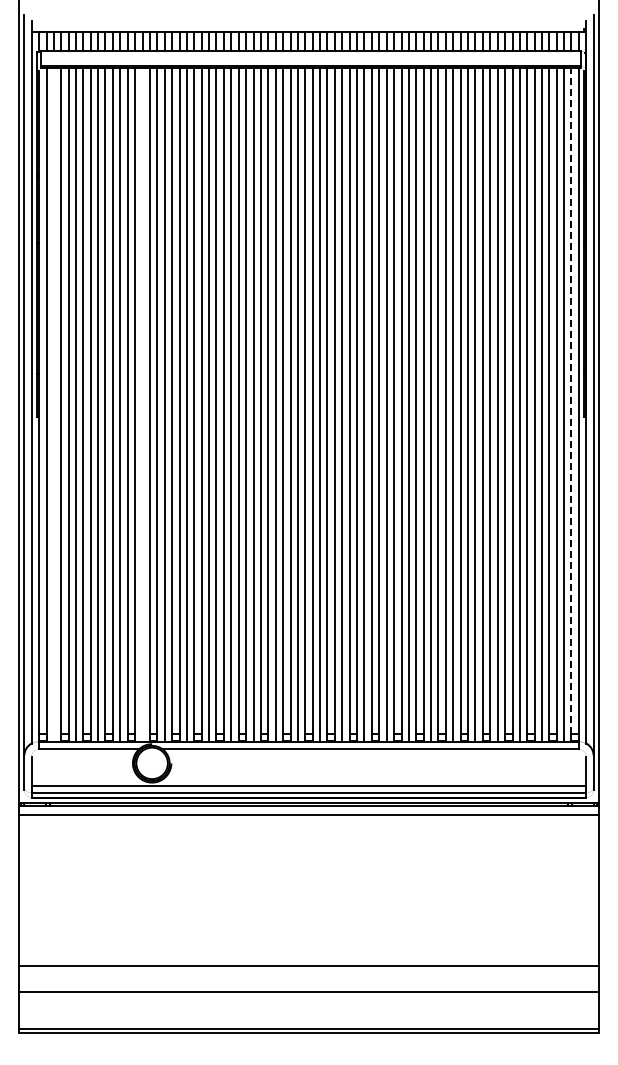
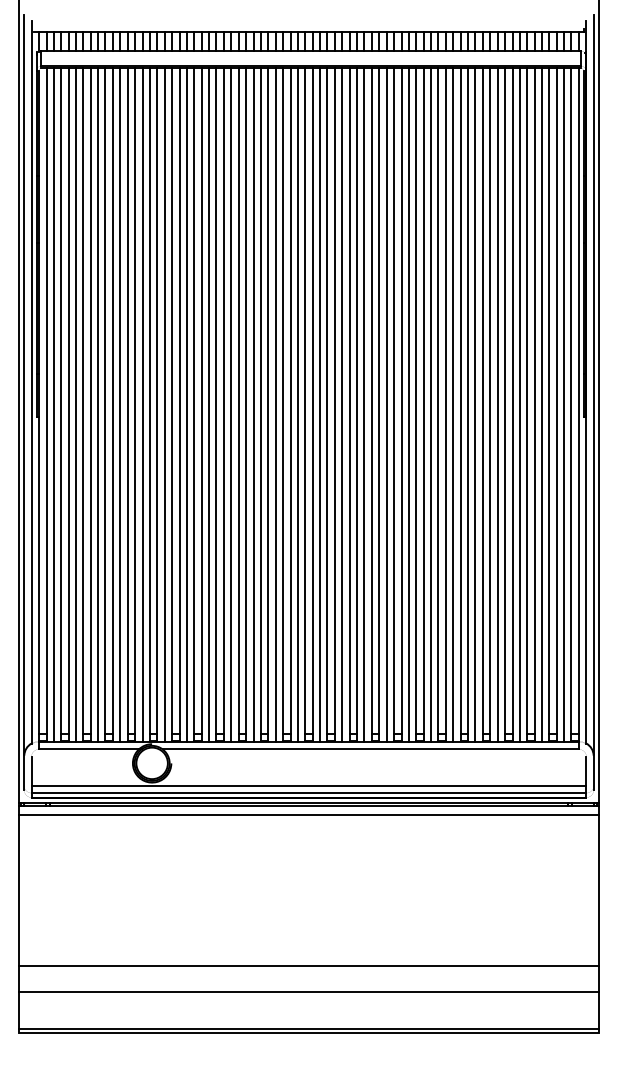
line: dashed -> solid (571, 401)
line: none -> present (53, 404)
line: none -> present (142, 404)
